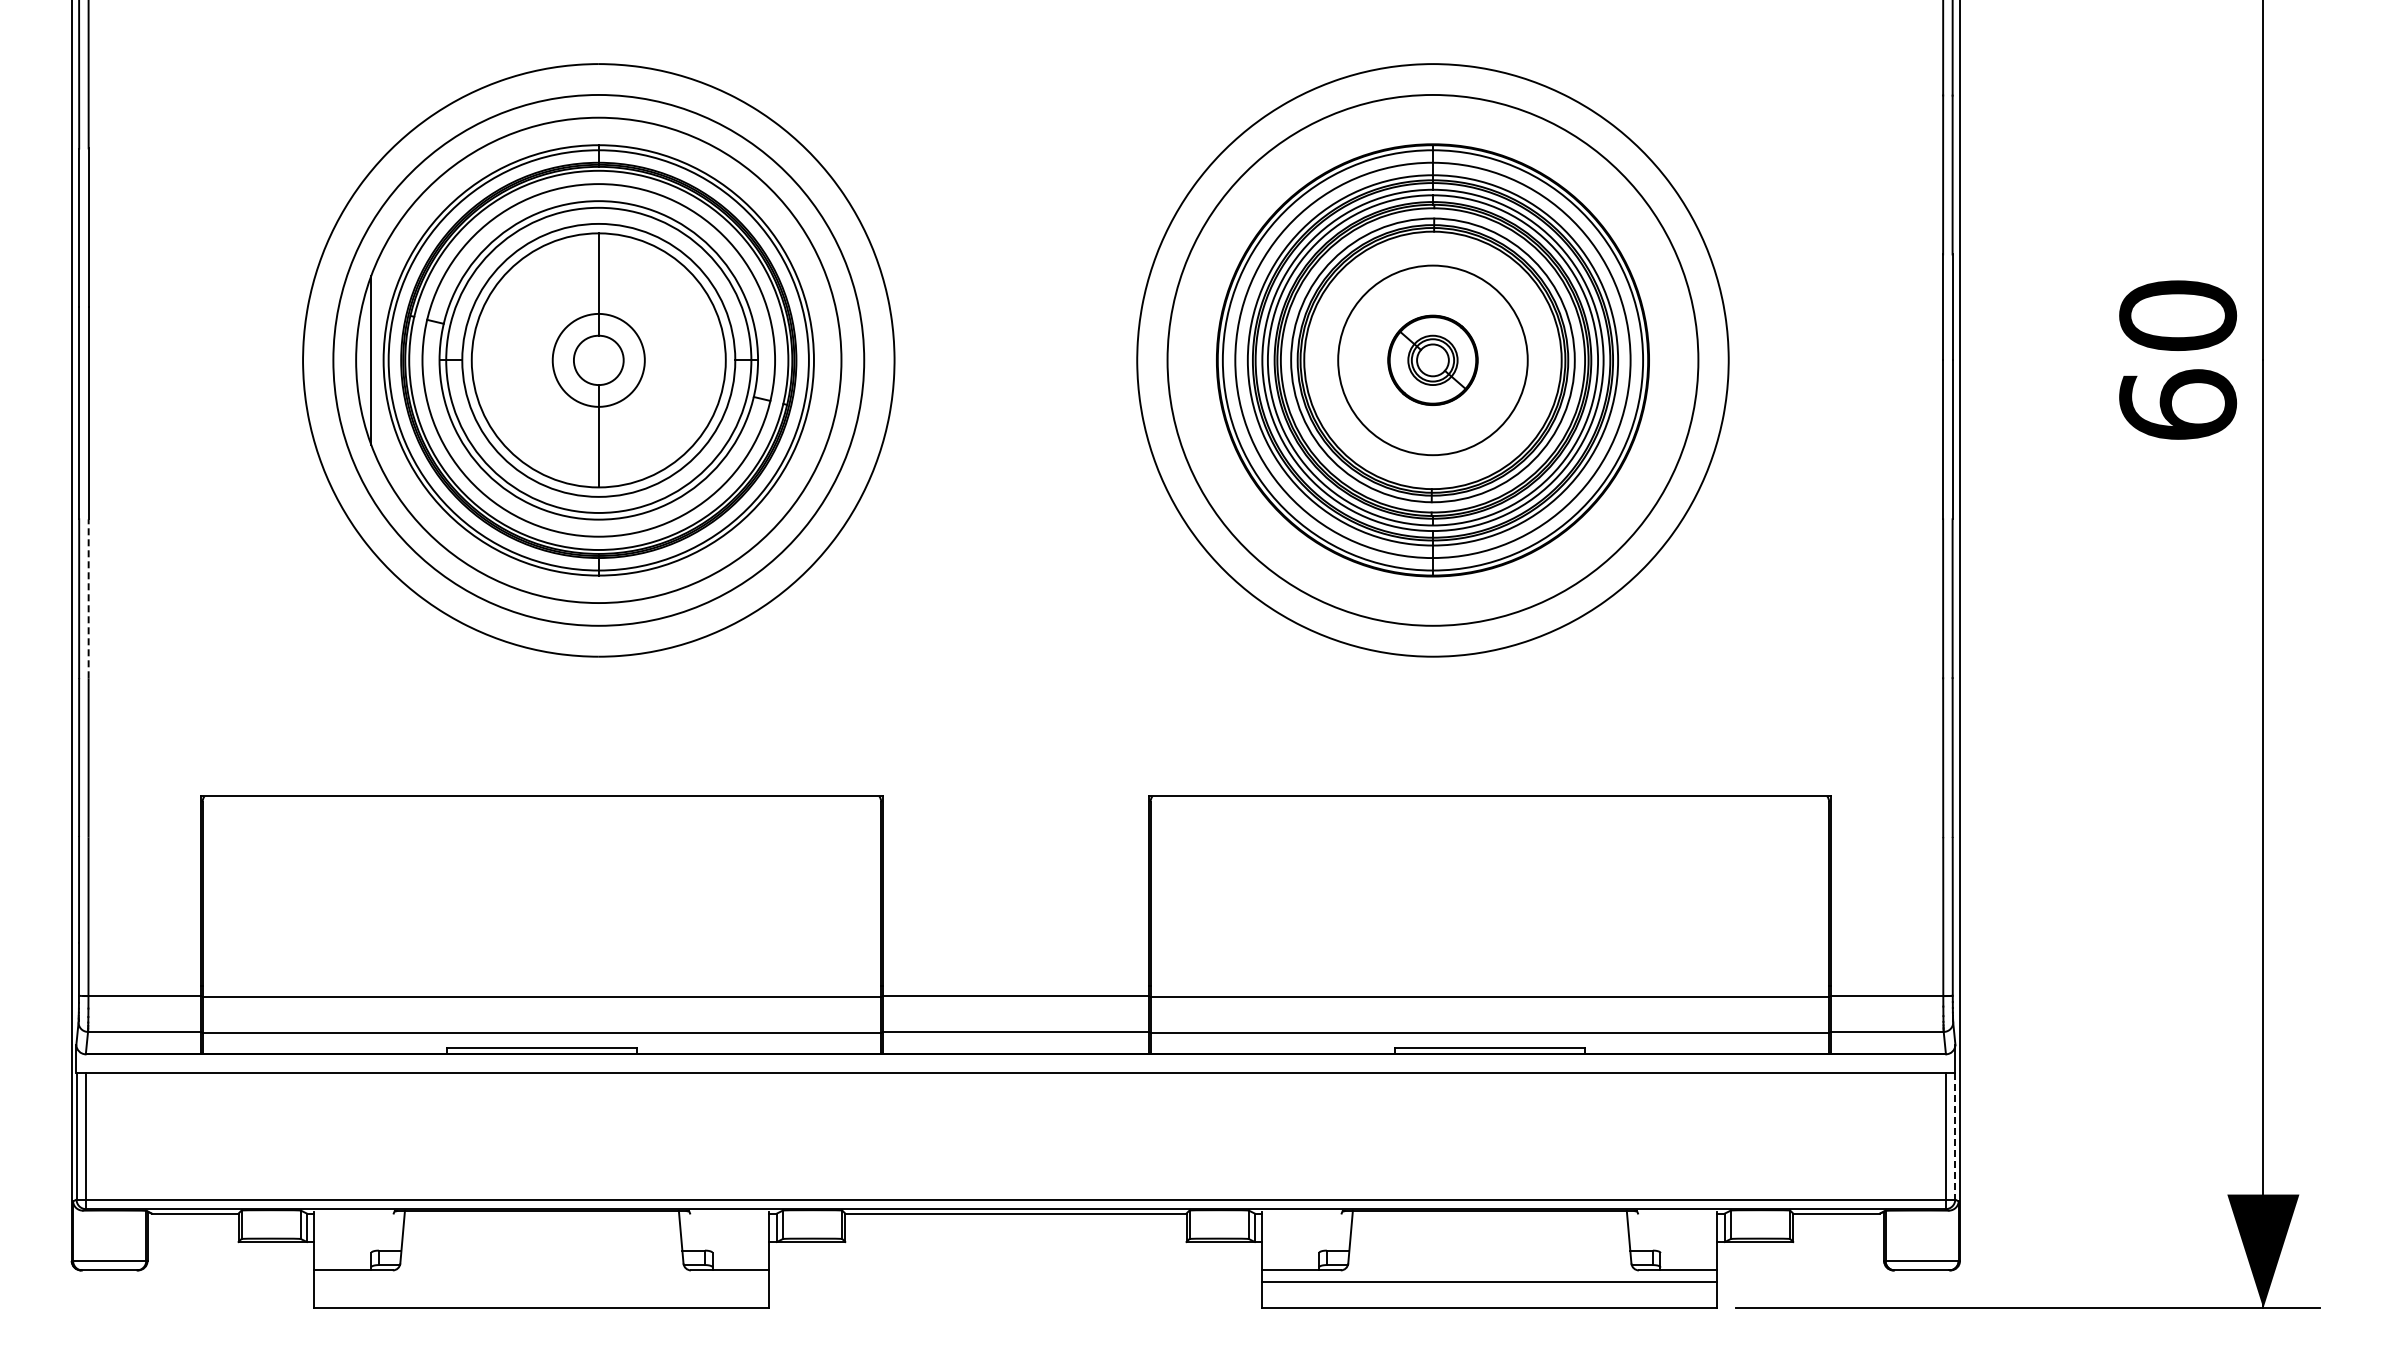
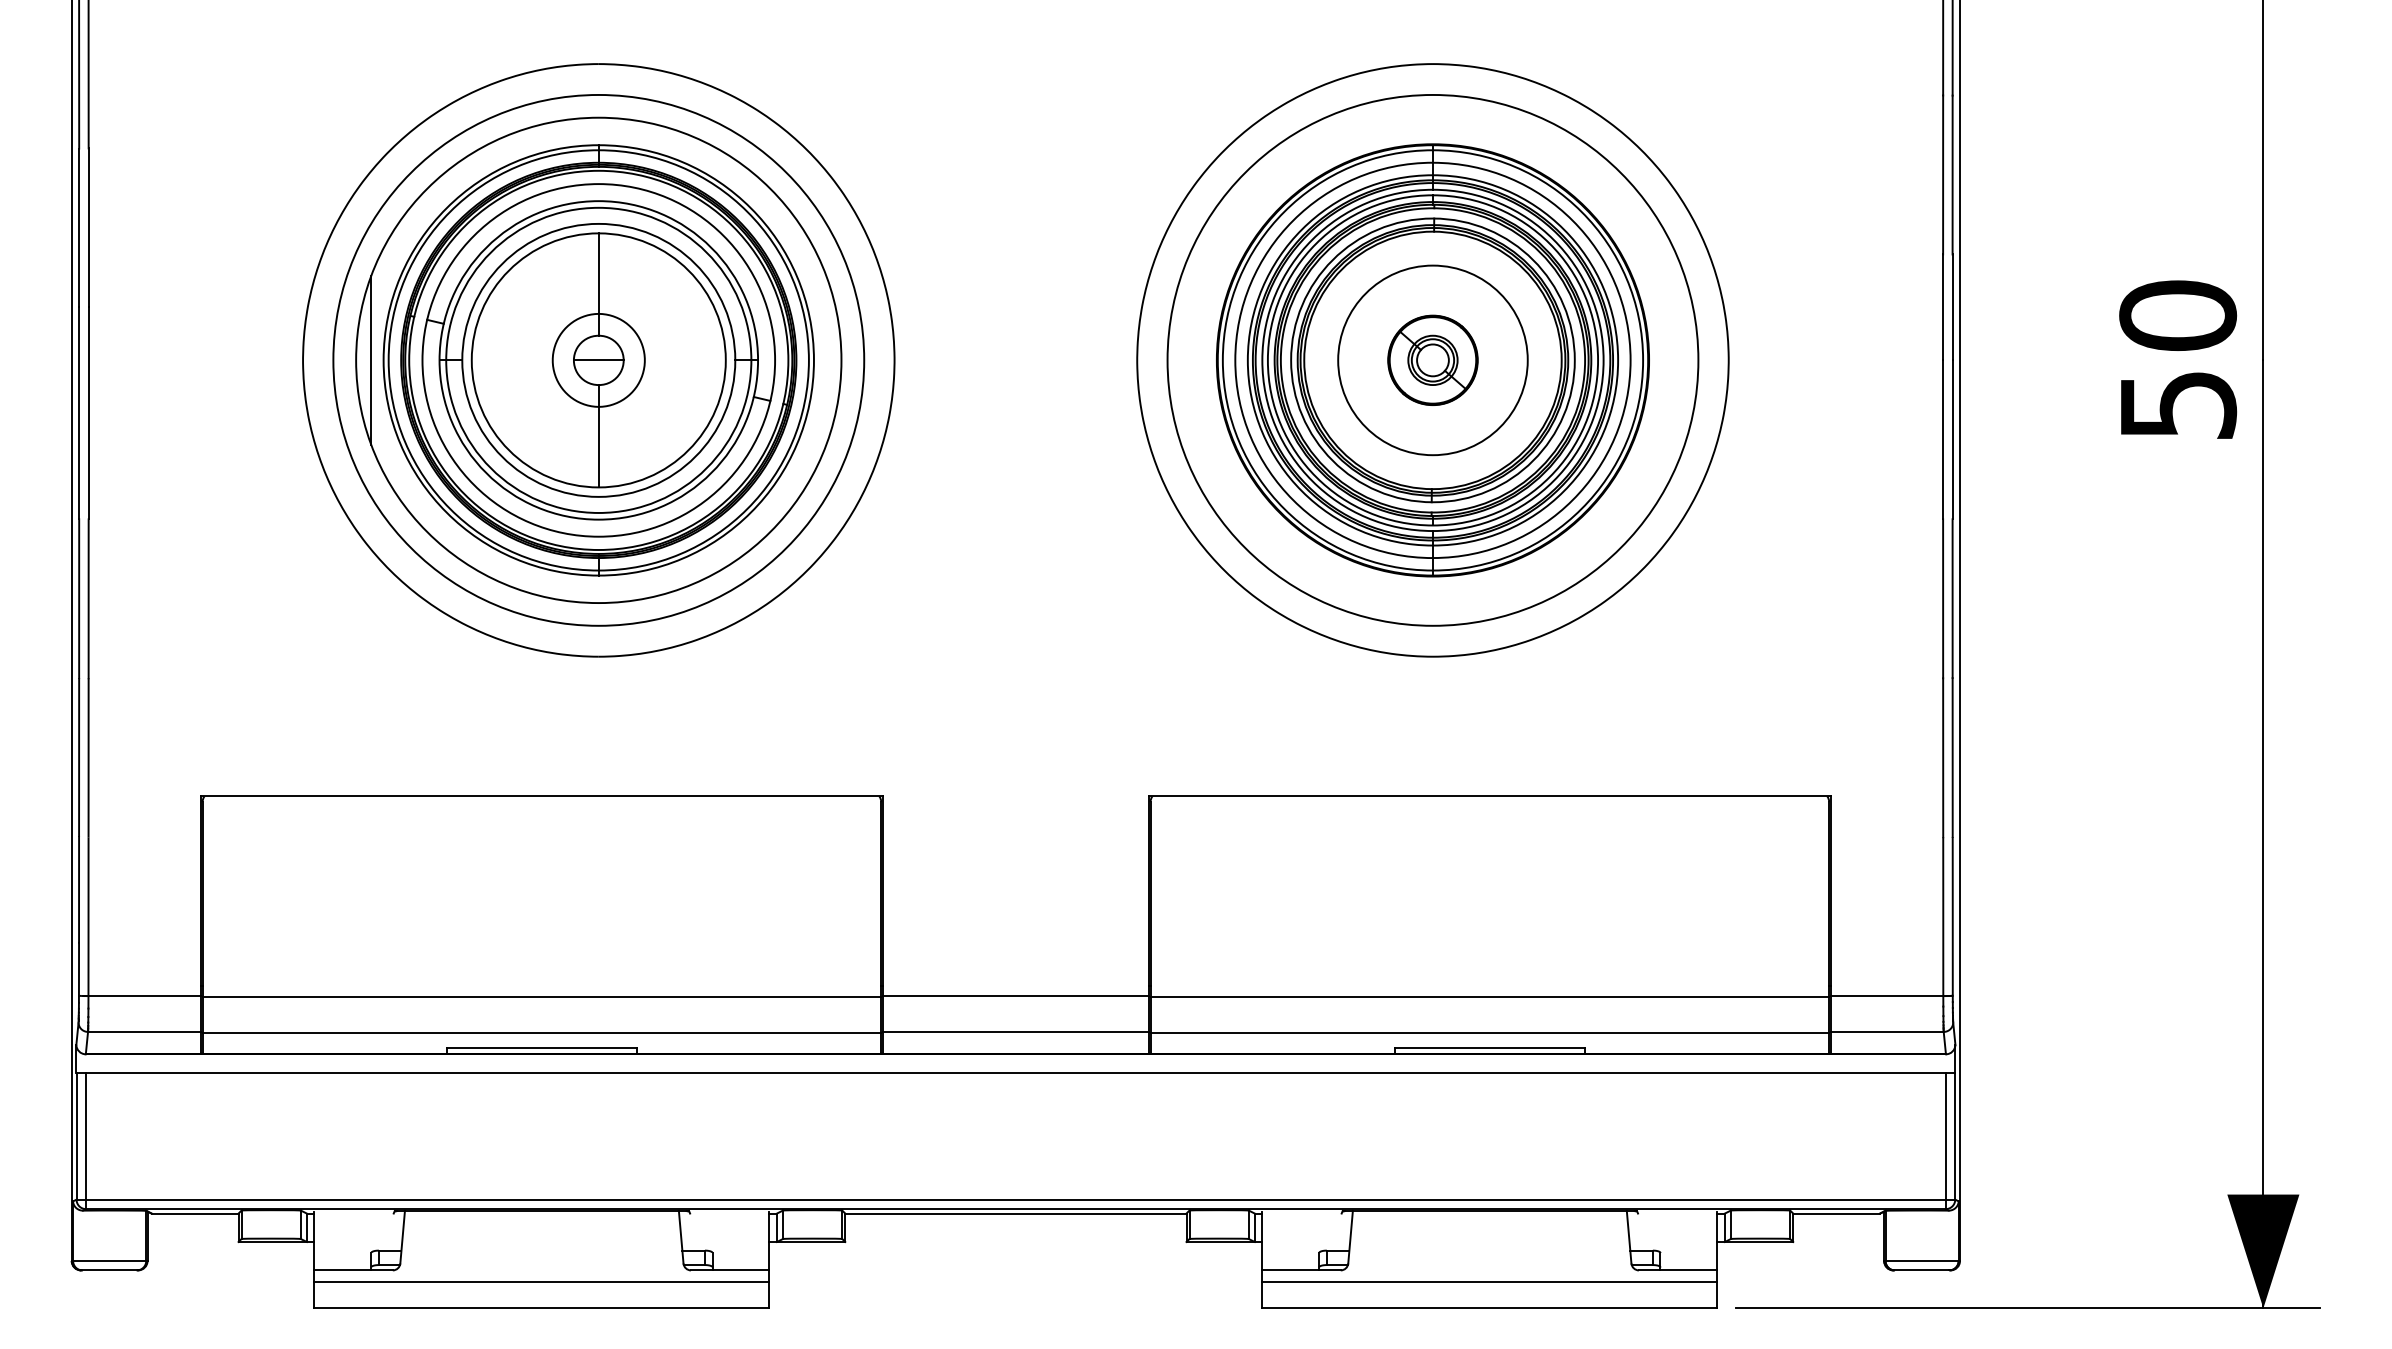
line: none -> present (598, 360)
text: 60 -> 50 (2178, 404)
line: dashed -> solid (88, 598)
line: dashed -> solid (1955, 1136)
line: none -> present (541, 1281)
